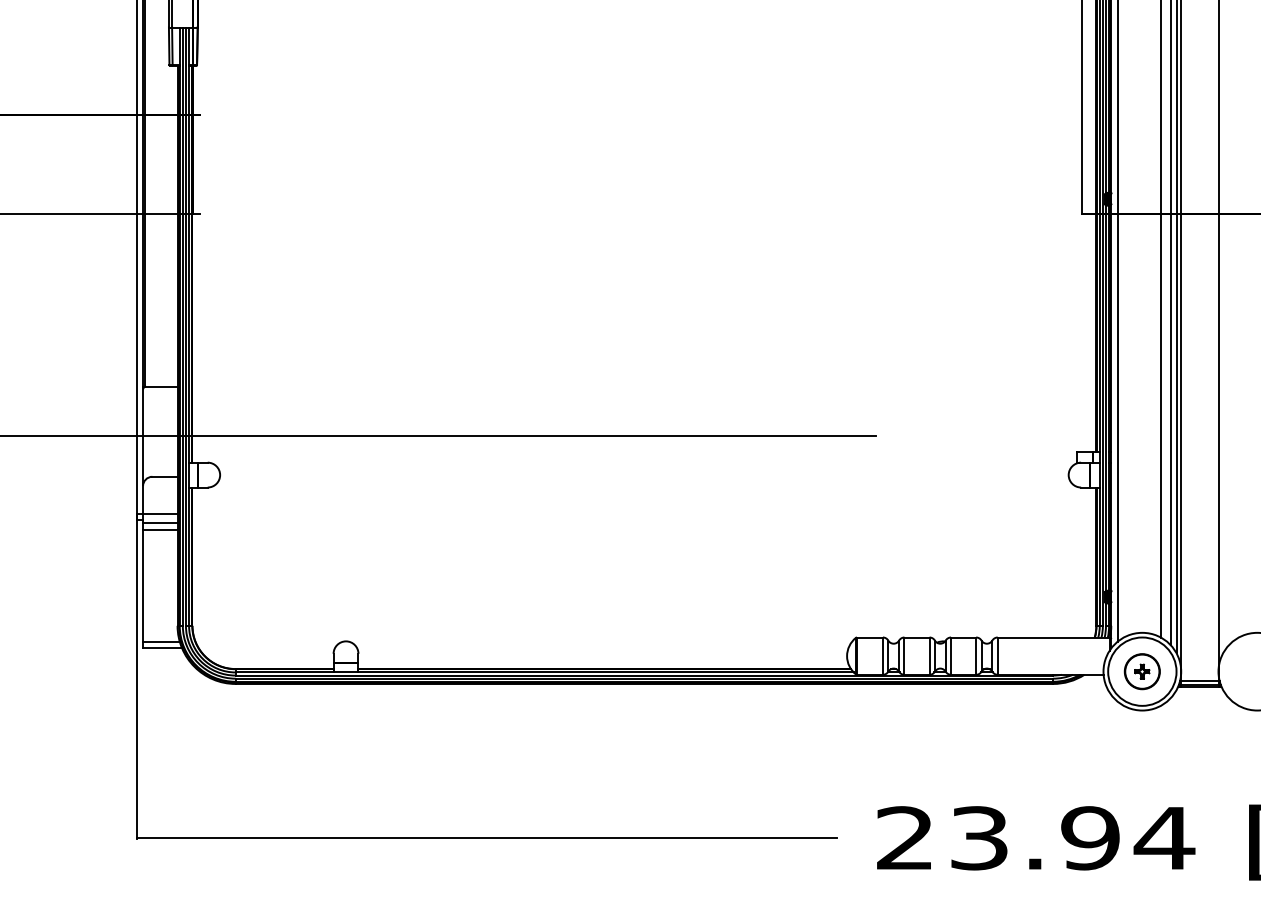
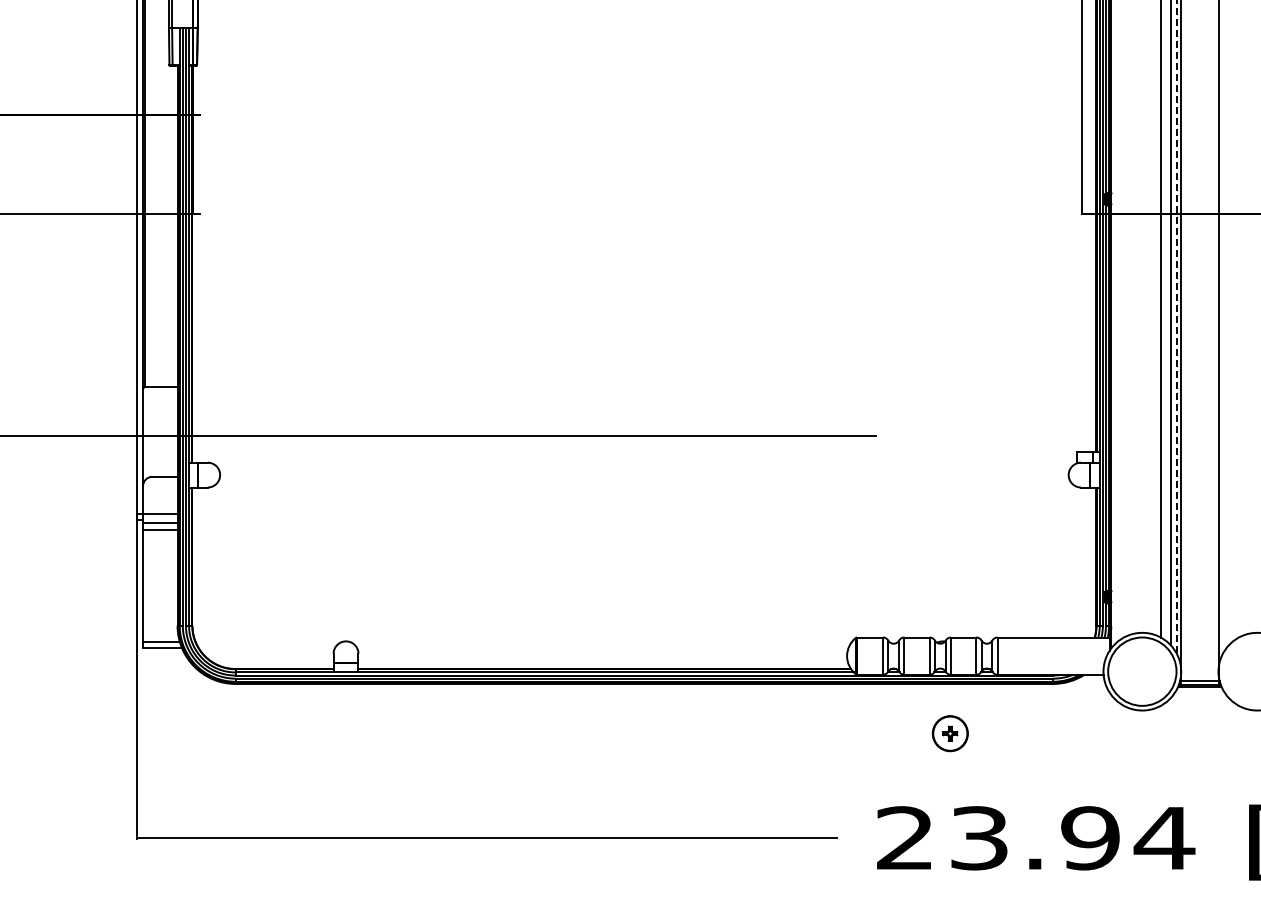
line: present -> none (1117, 321)
line: solid -> dashed (1176, 326)
part position: (1141, 671) -> (949, 733) (949, 733)
